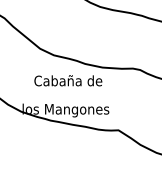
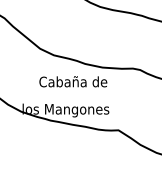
text position: (68, 80) -> (73, 81) (73, 81)
